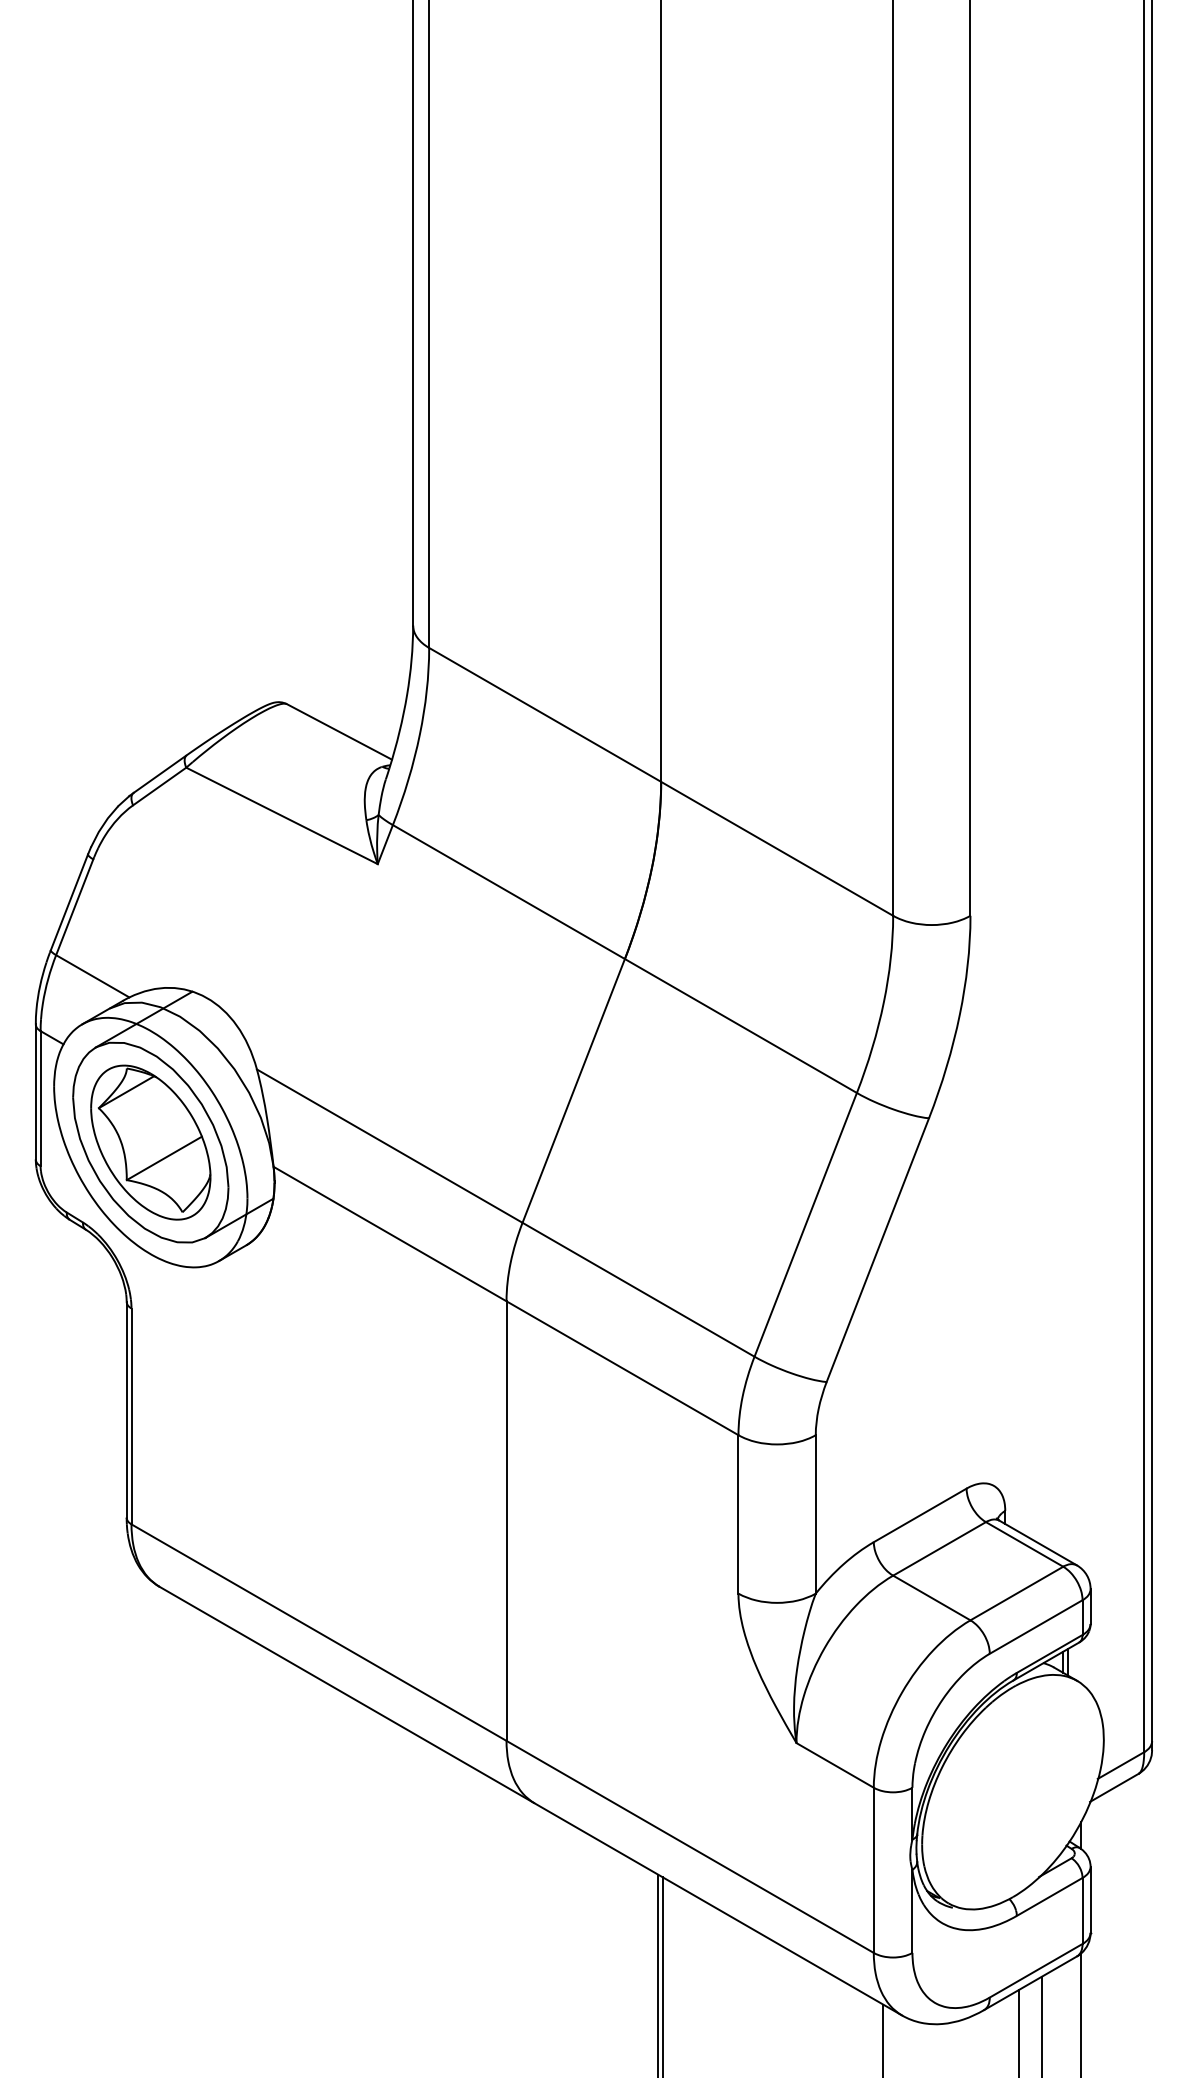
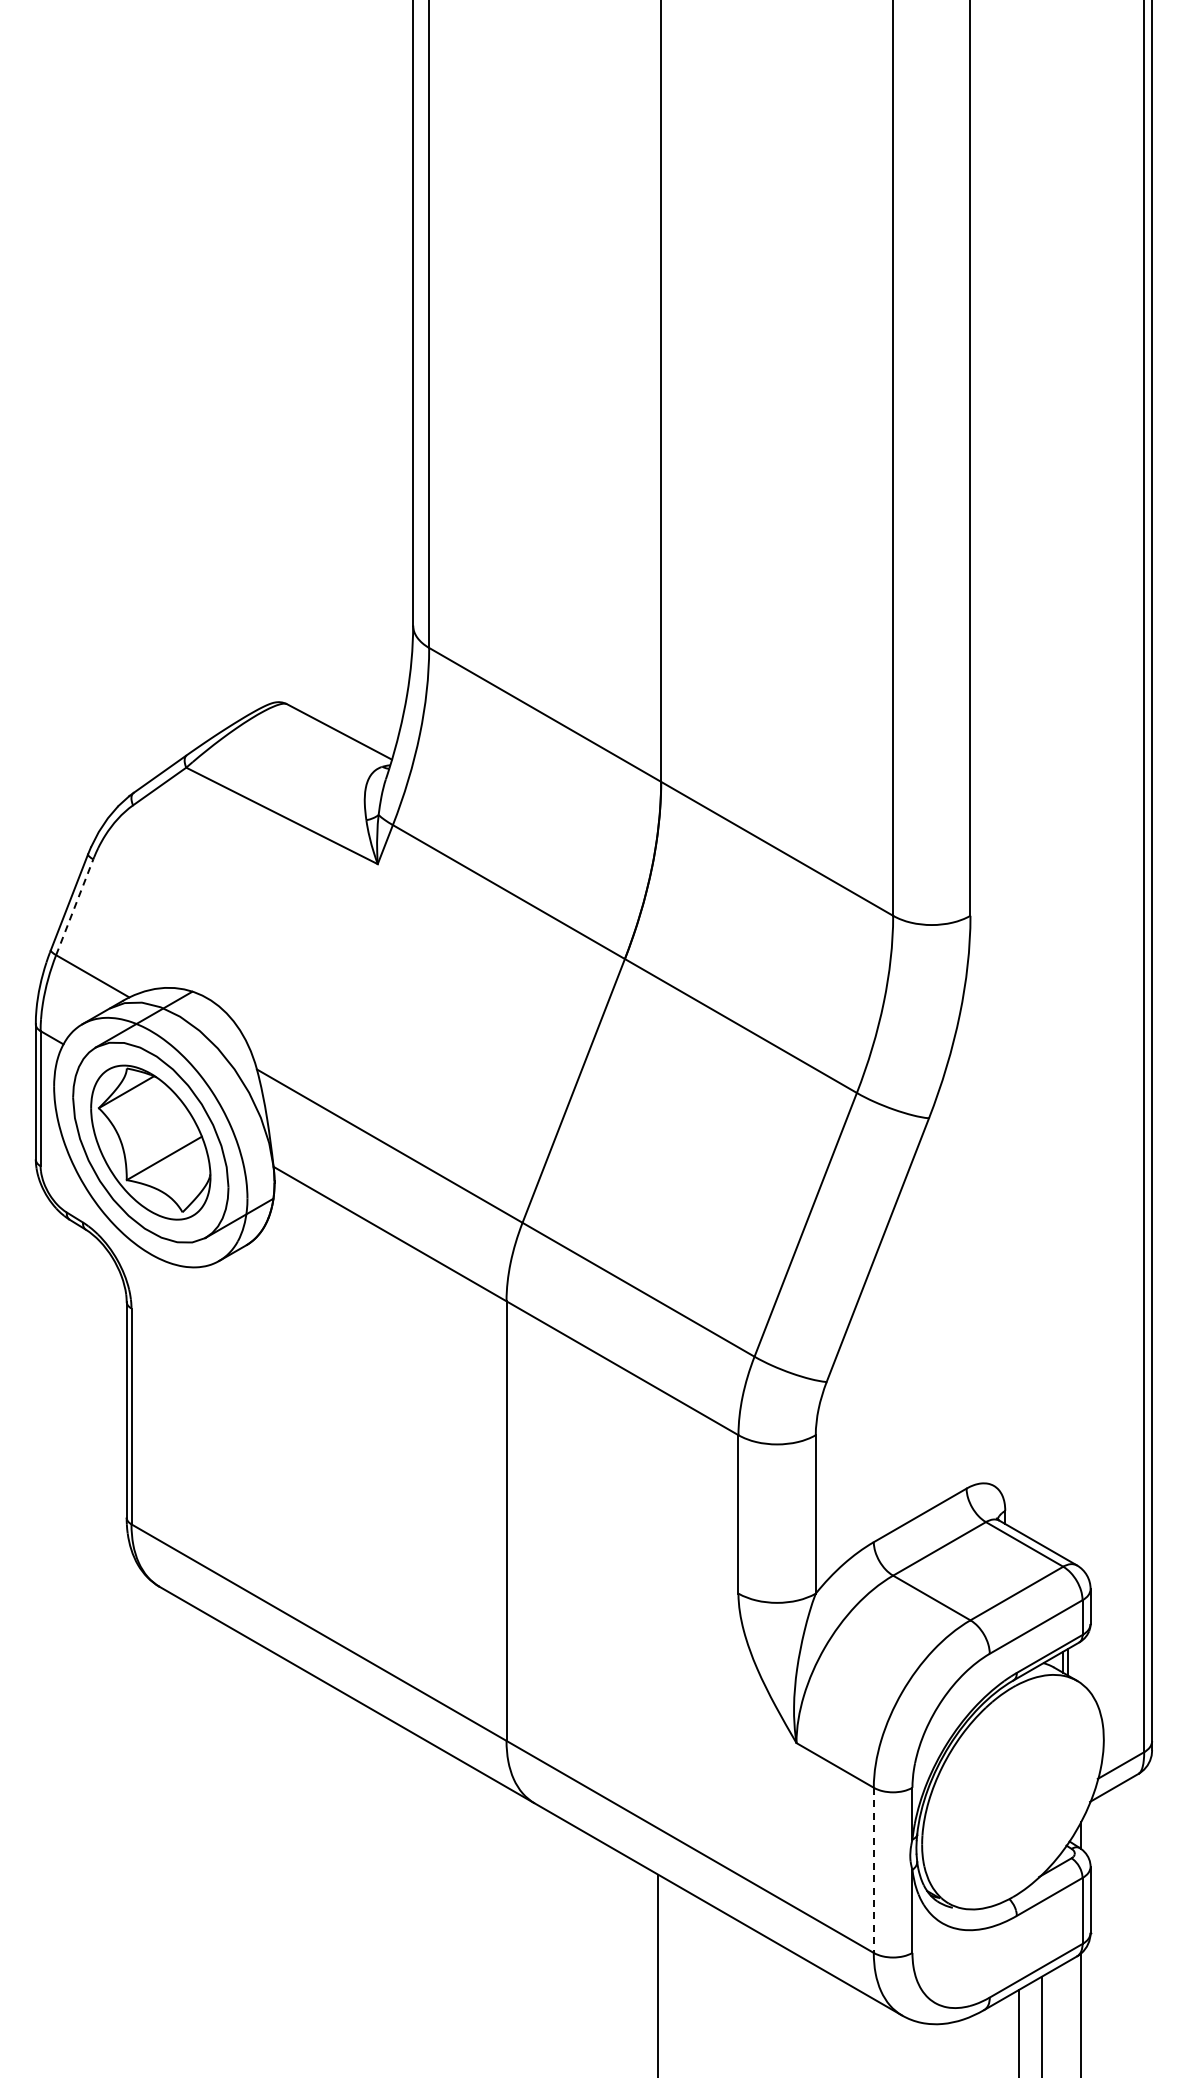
line: solid -> dashed (74, 906)
line: solid -> dashed (873, 1870)
line: present -> none (663, 1975)
line: present -> none (883, 2039)
